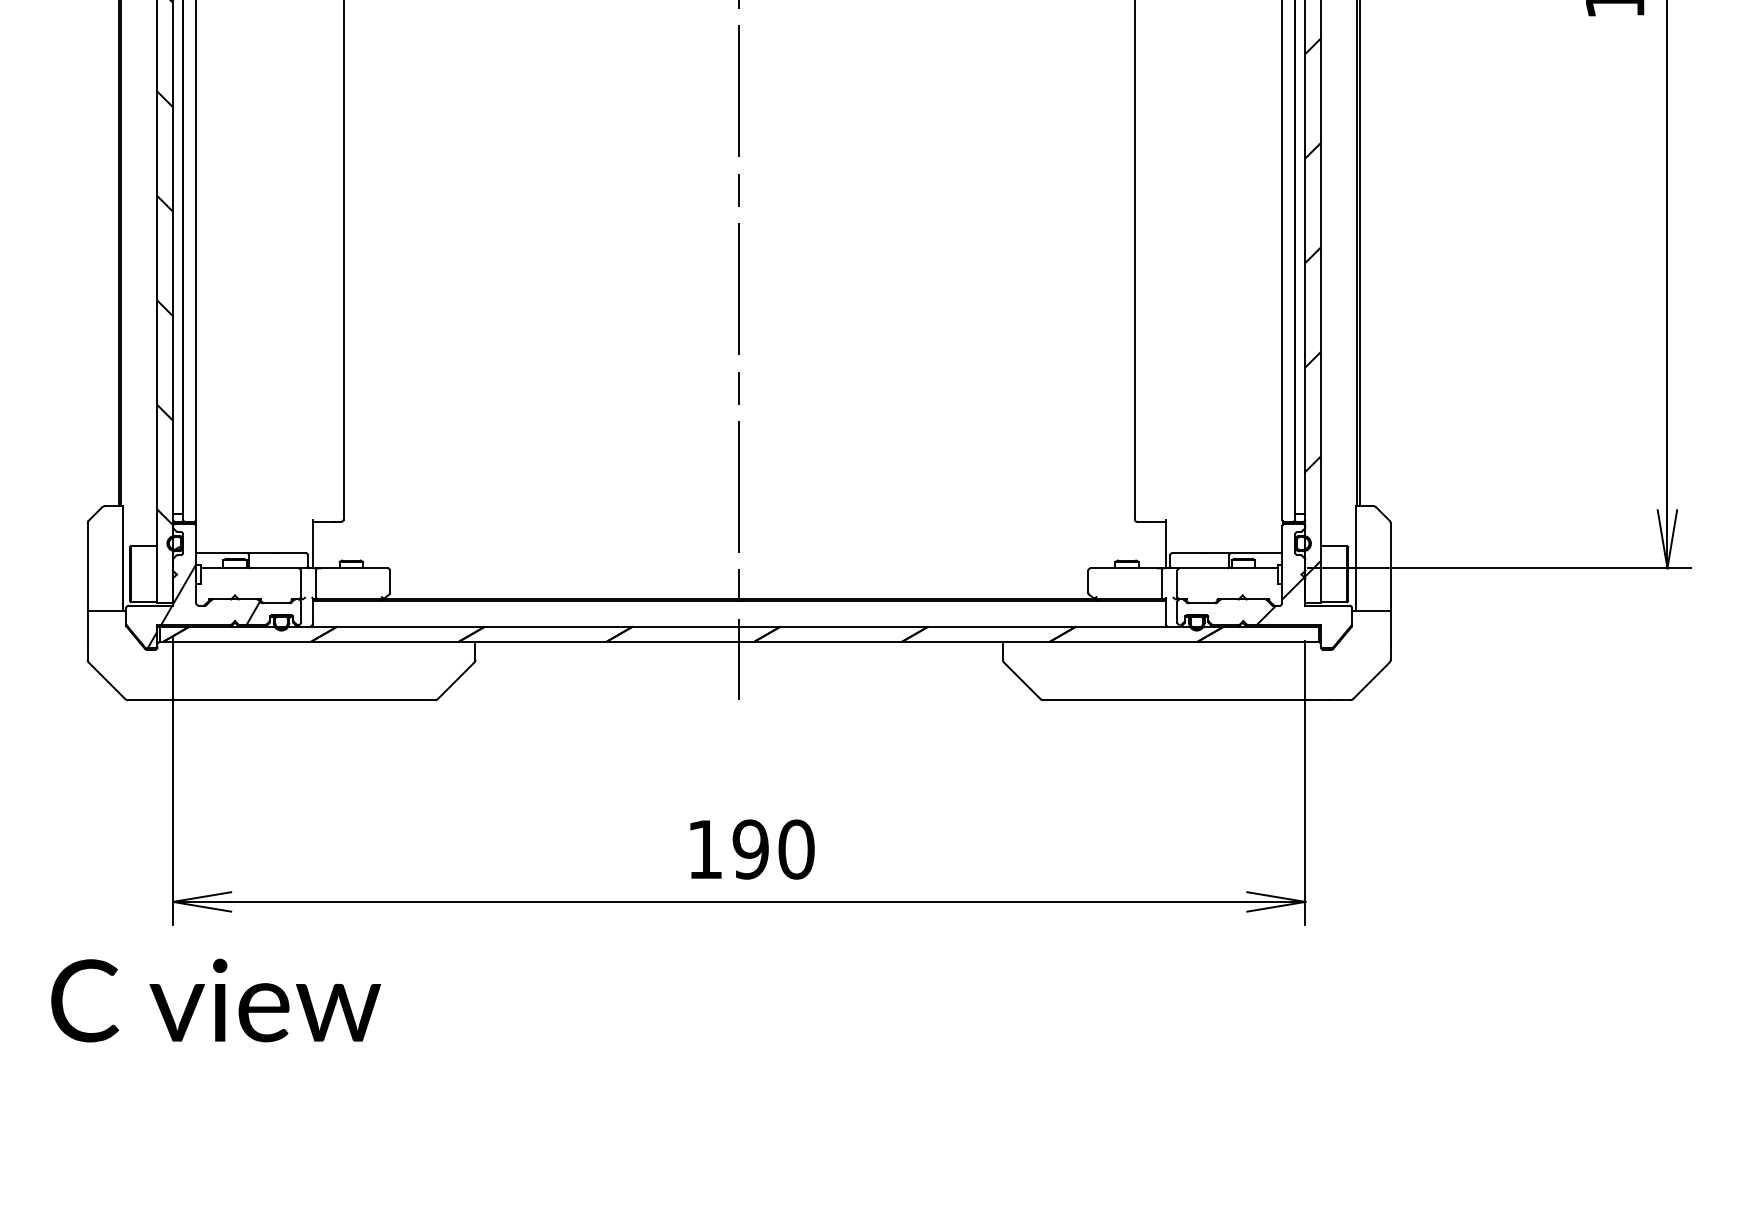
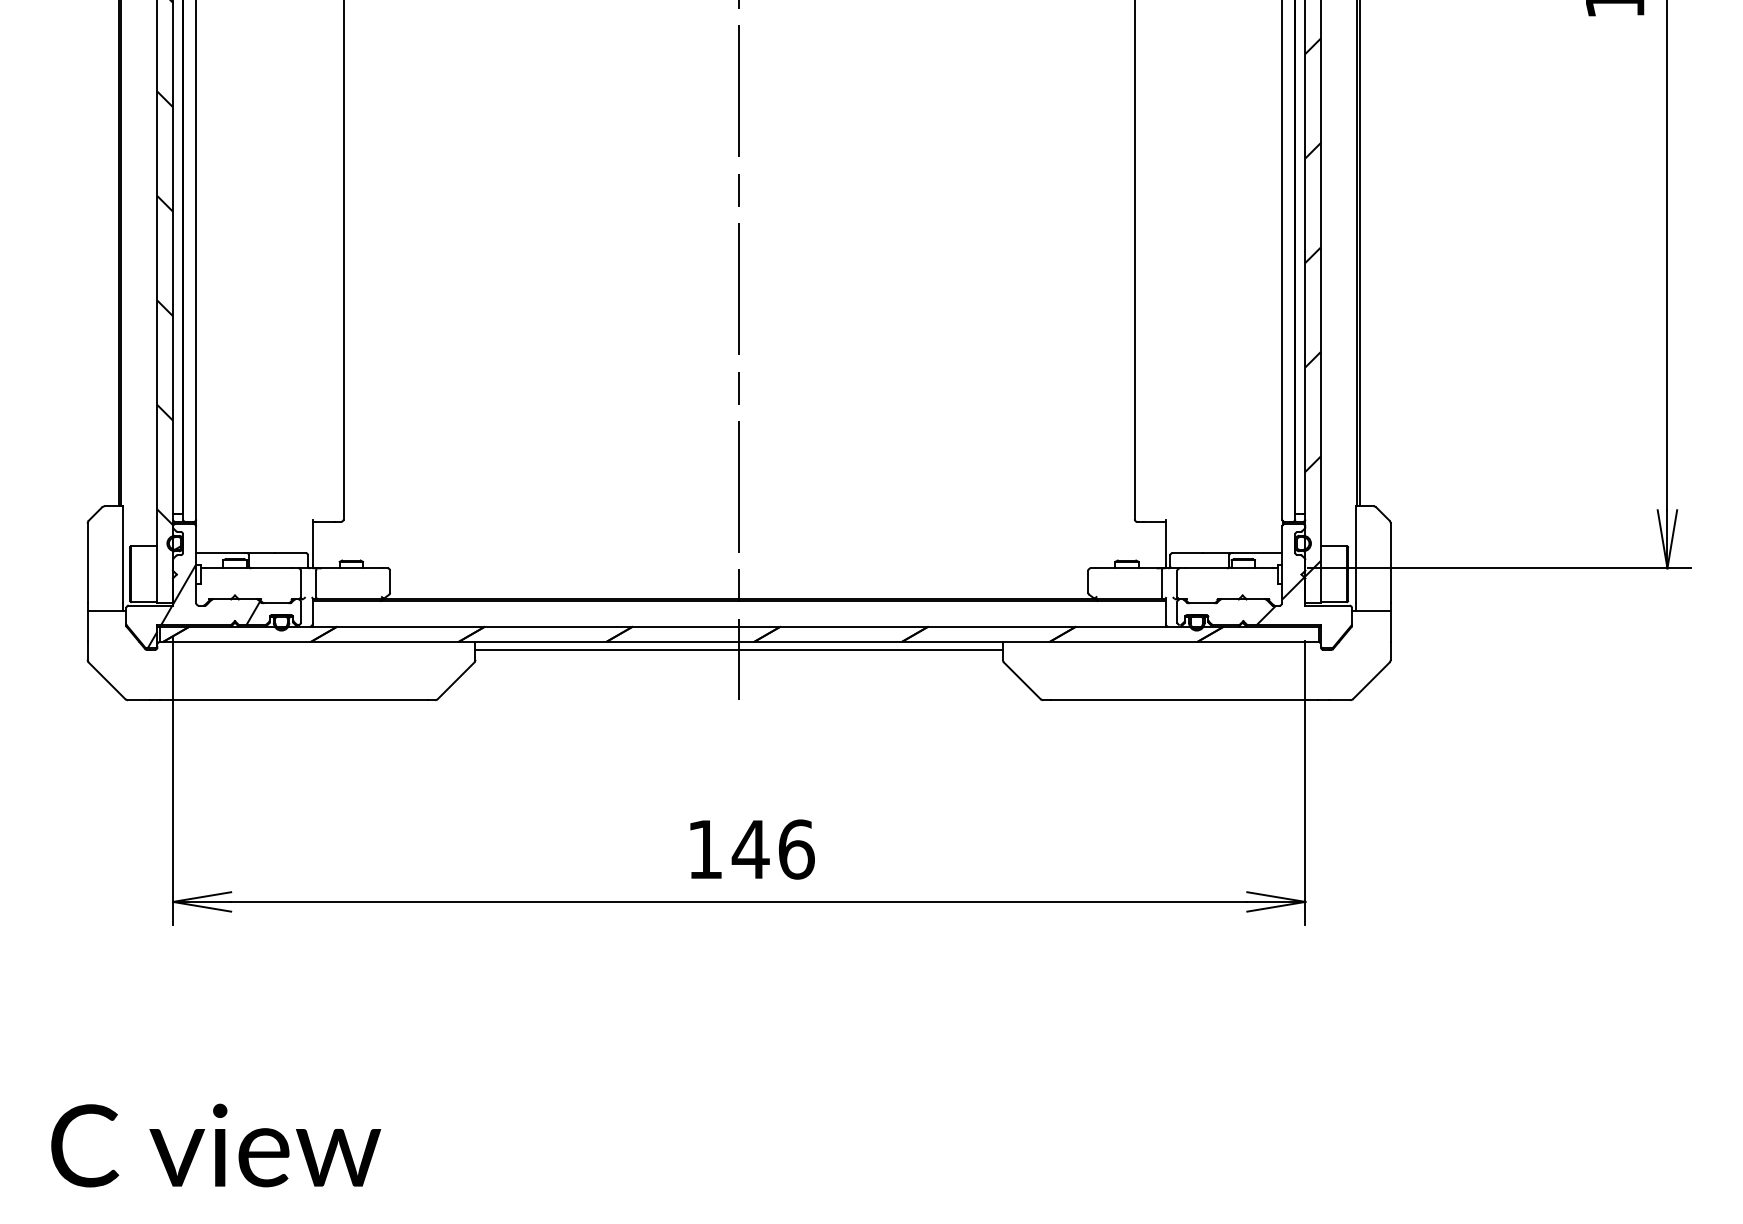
line: none -> present (738, 649)
text: 190 -> 146 (772, 849)
text position: (216, 1000) -> (216, 1145) (216, 1145)
